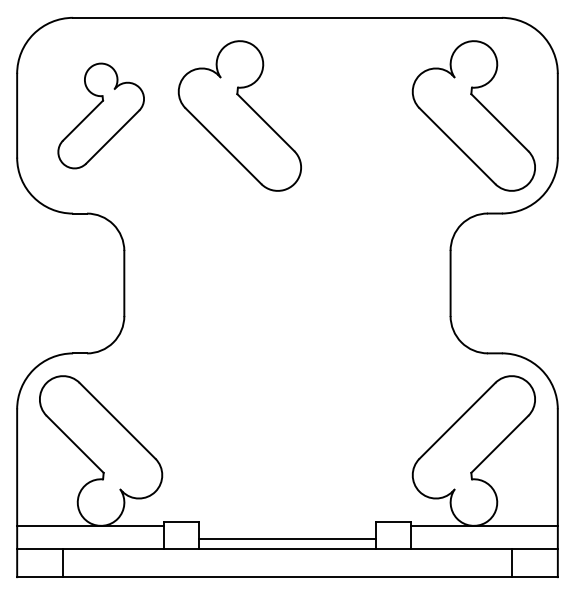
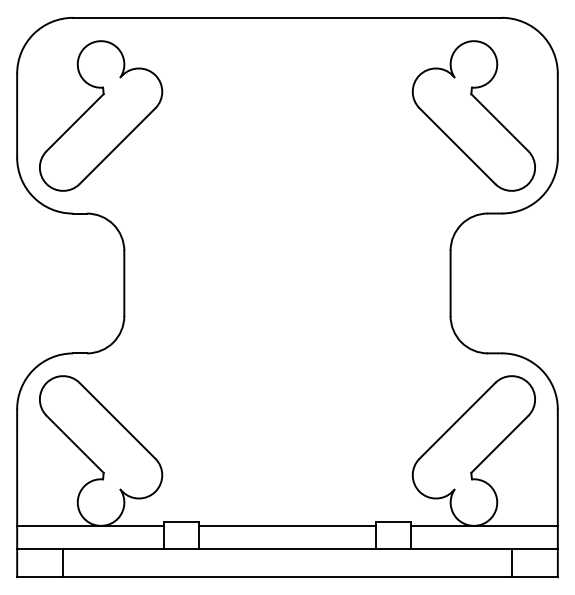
part size: 88x108 px -> 125x152 px (101, 115)
part: present -> none (239, 115)
line position: (287, 538) -> (287, 525) (287, 525)
